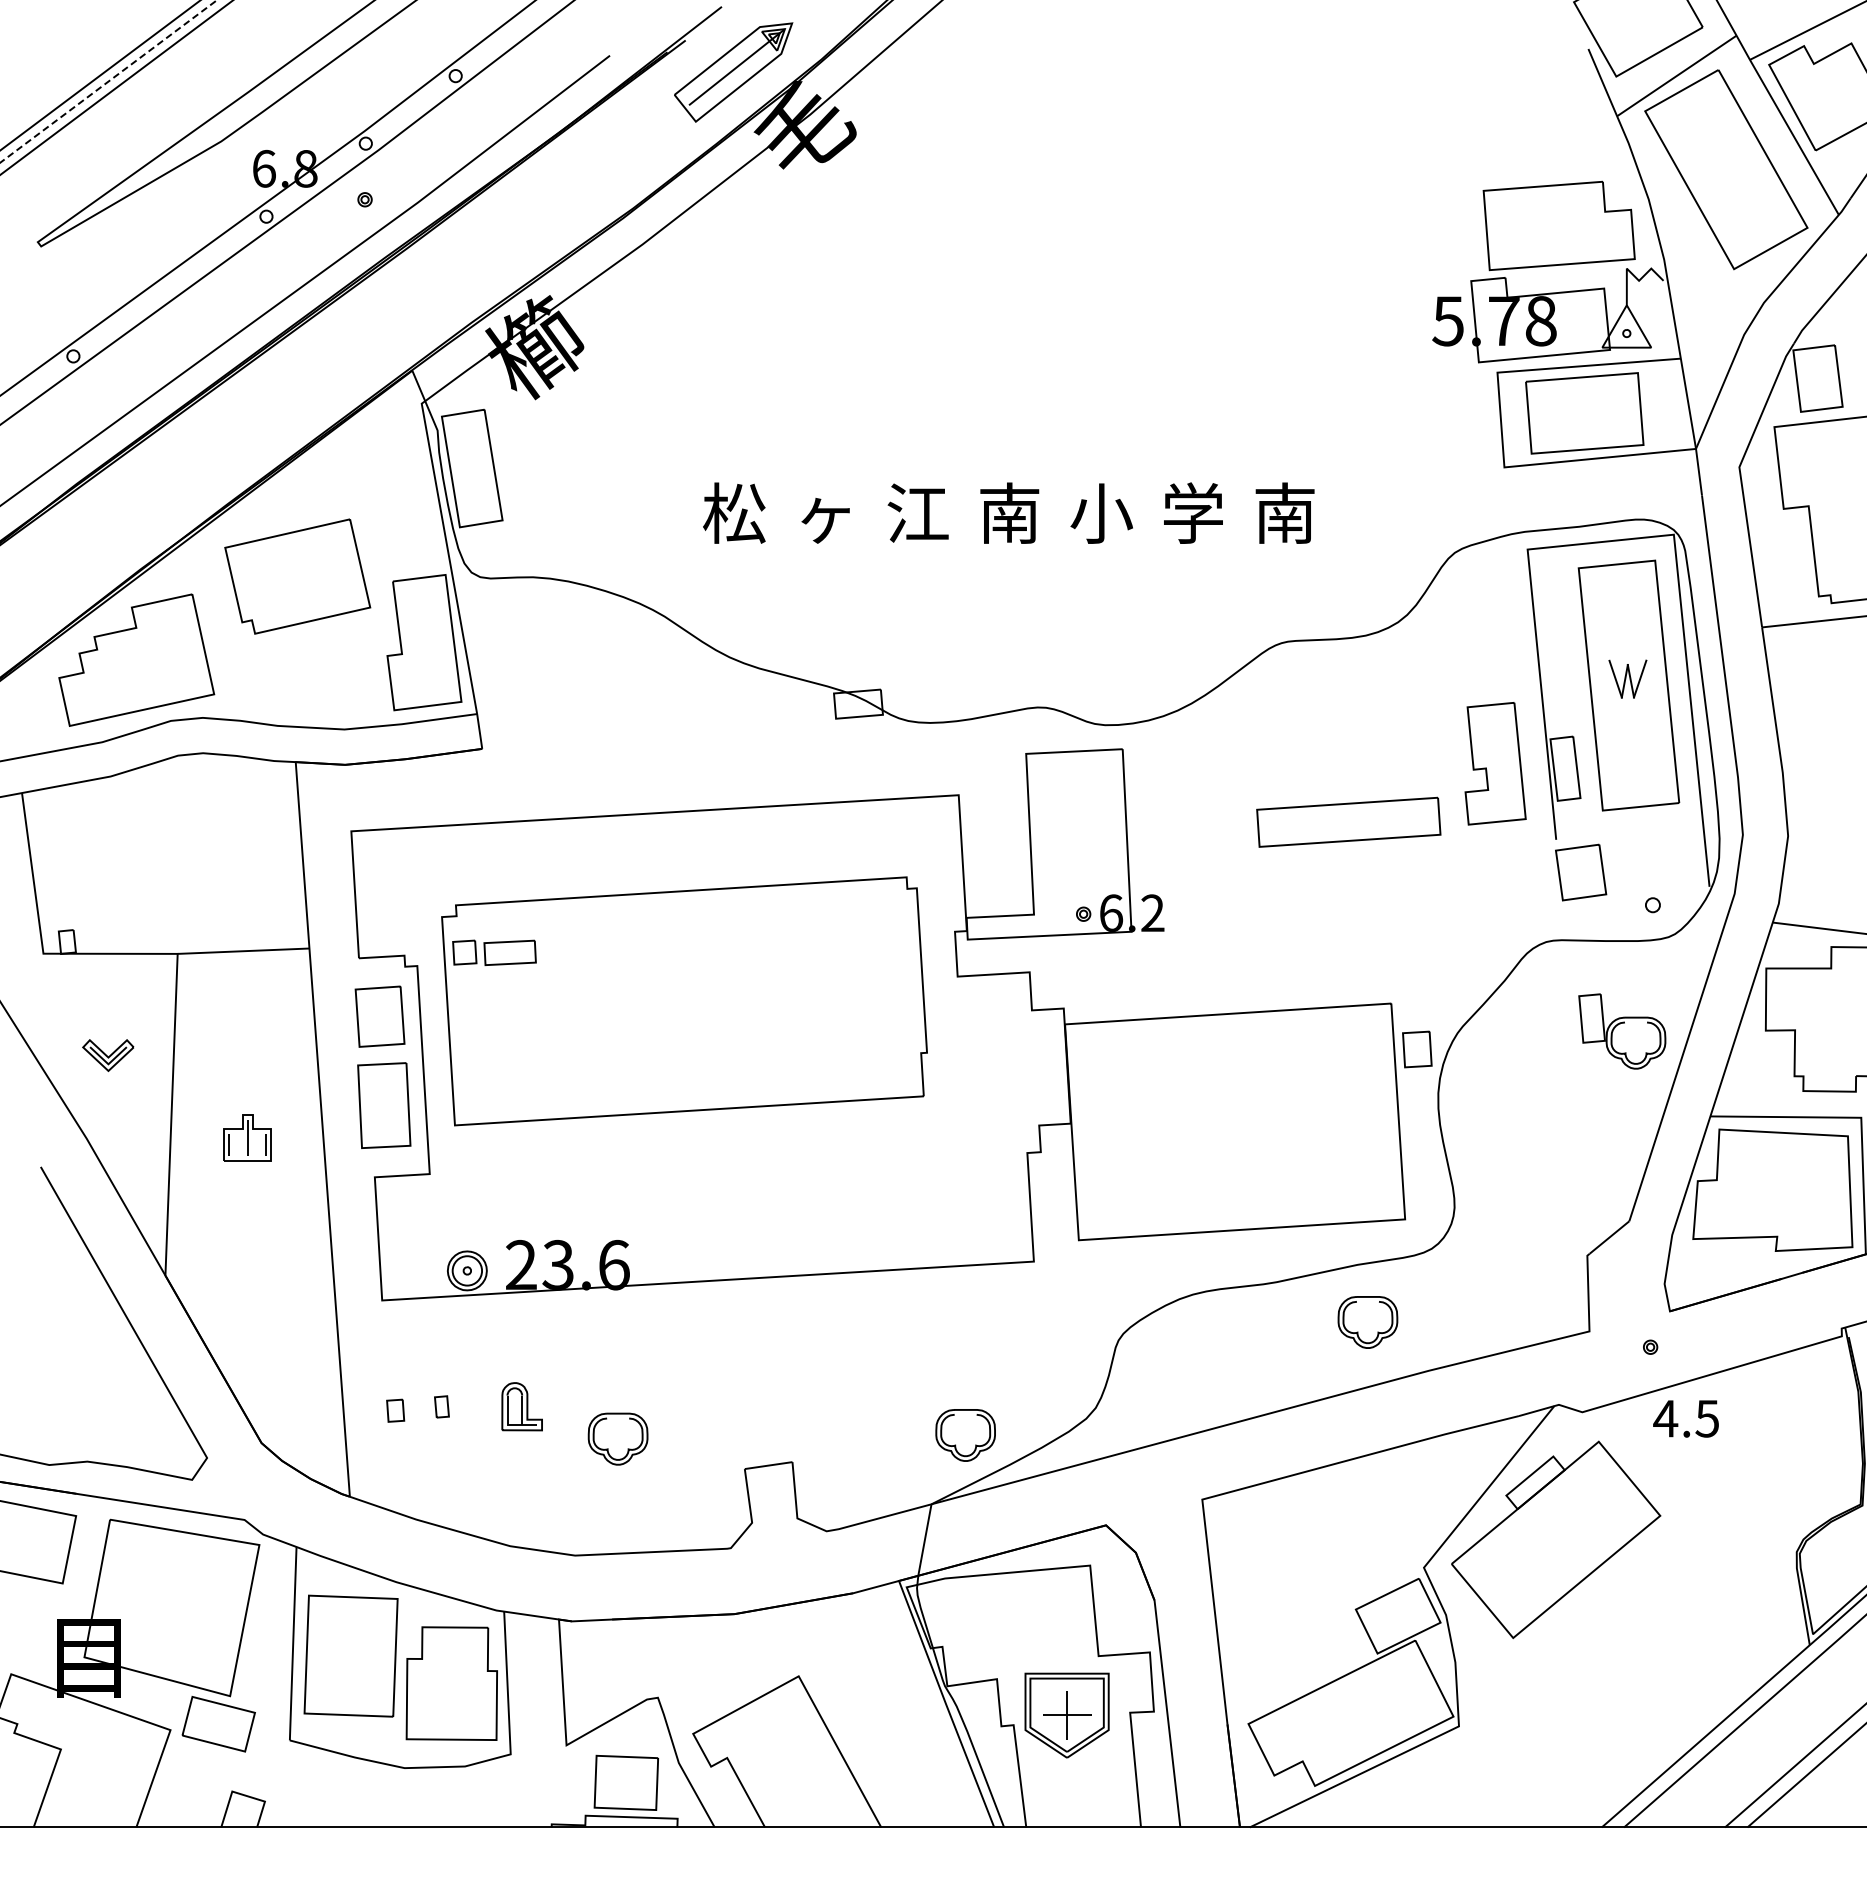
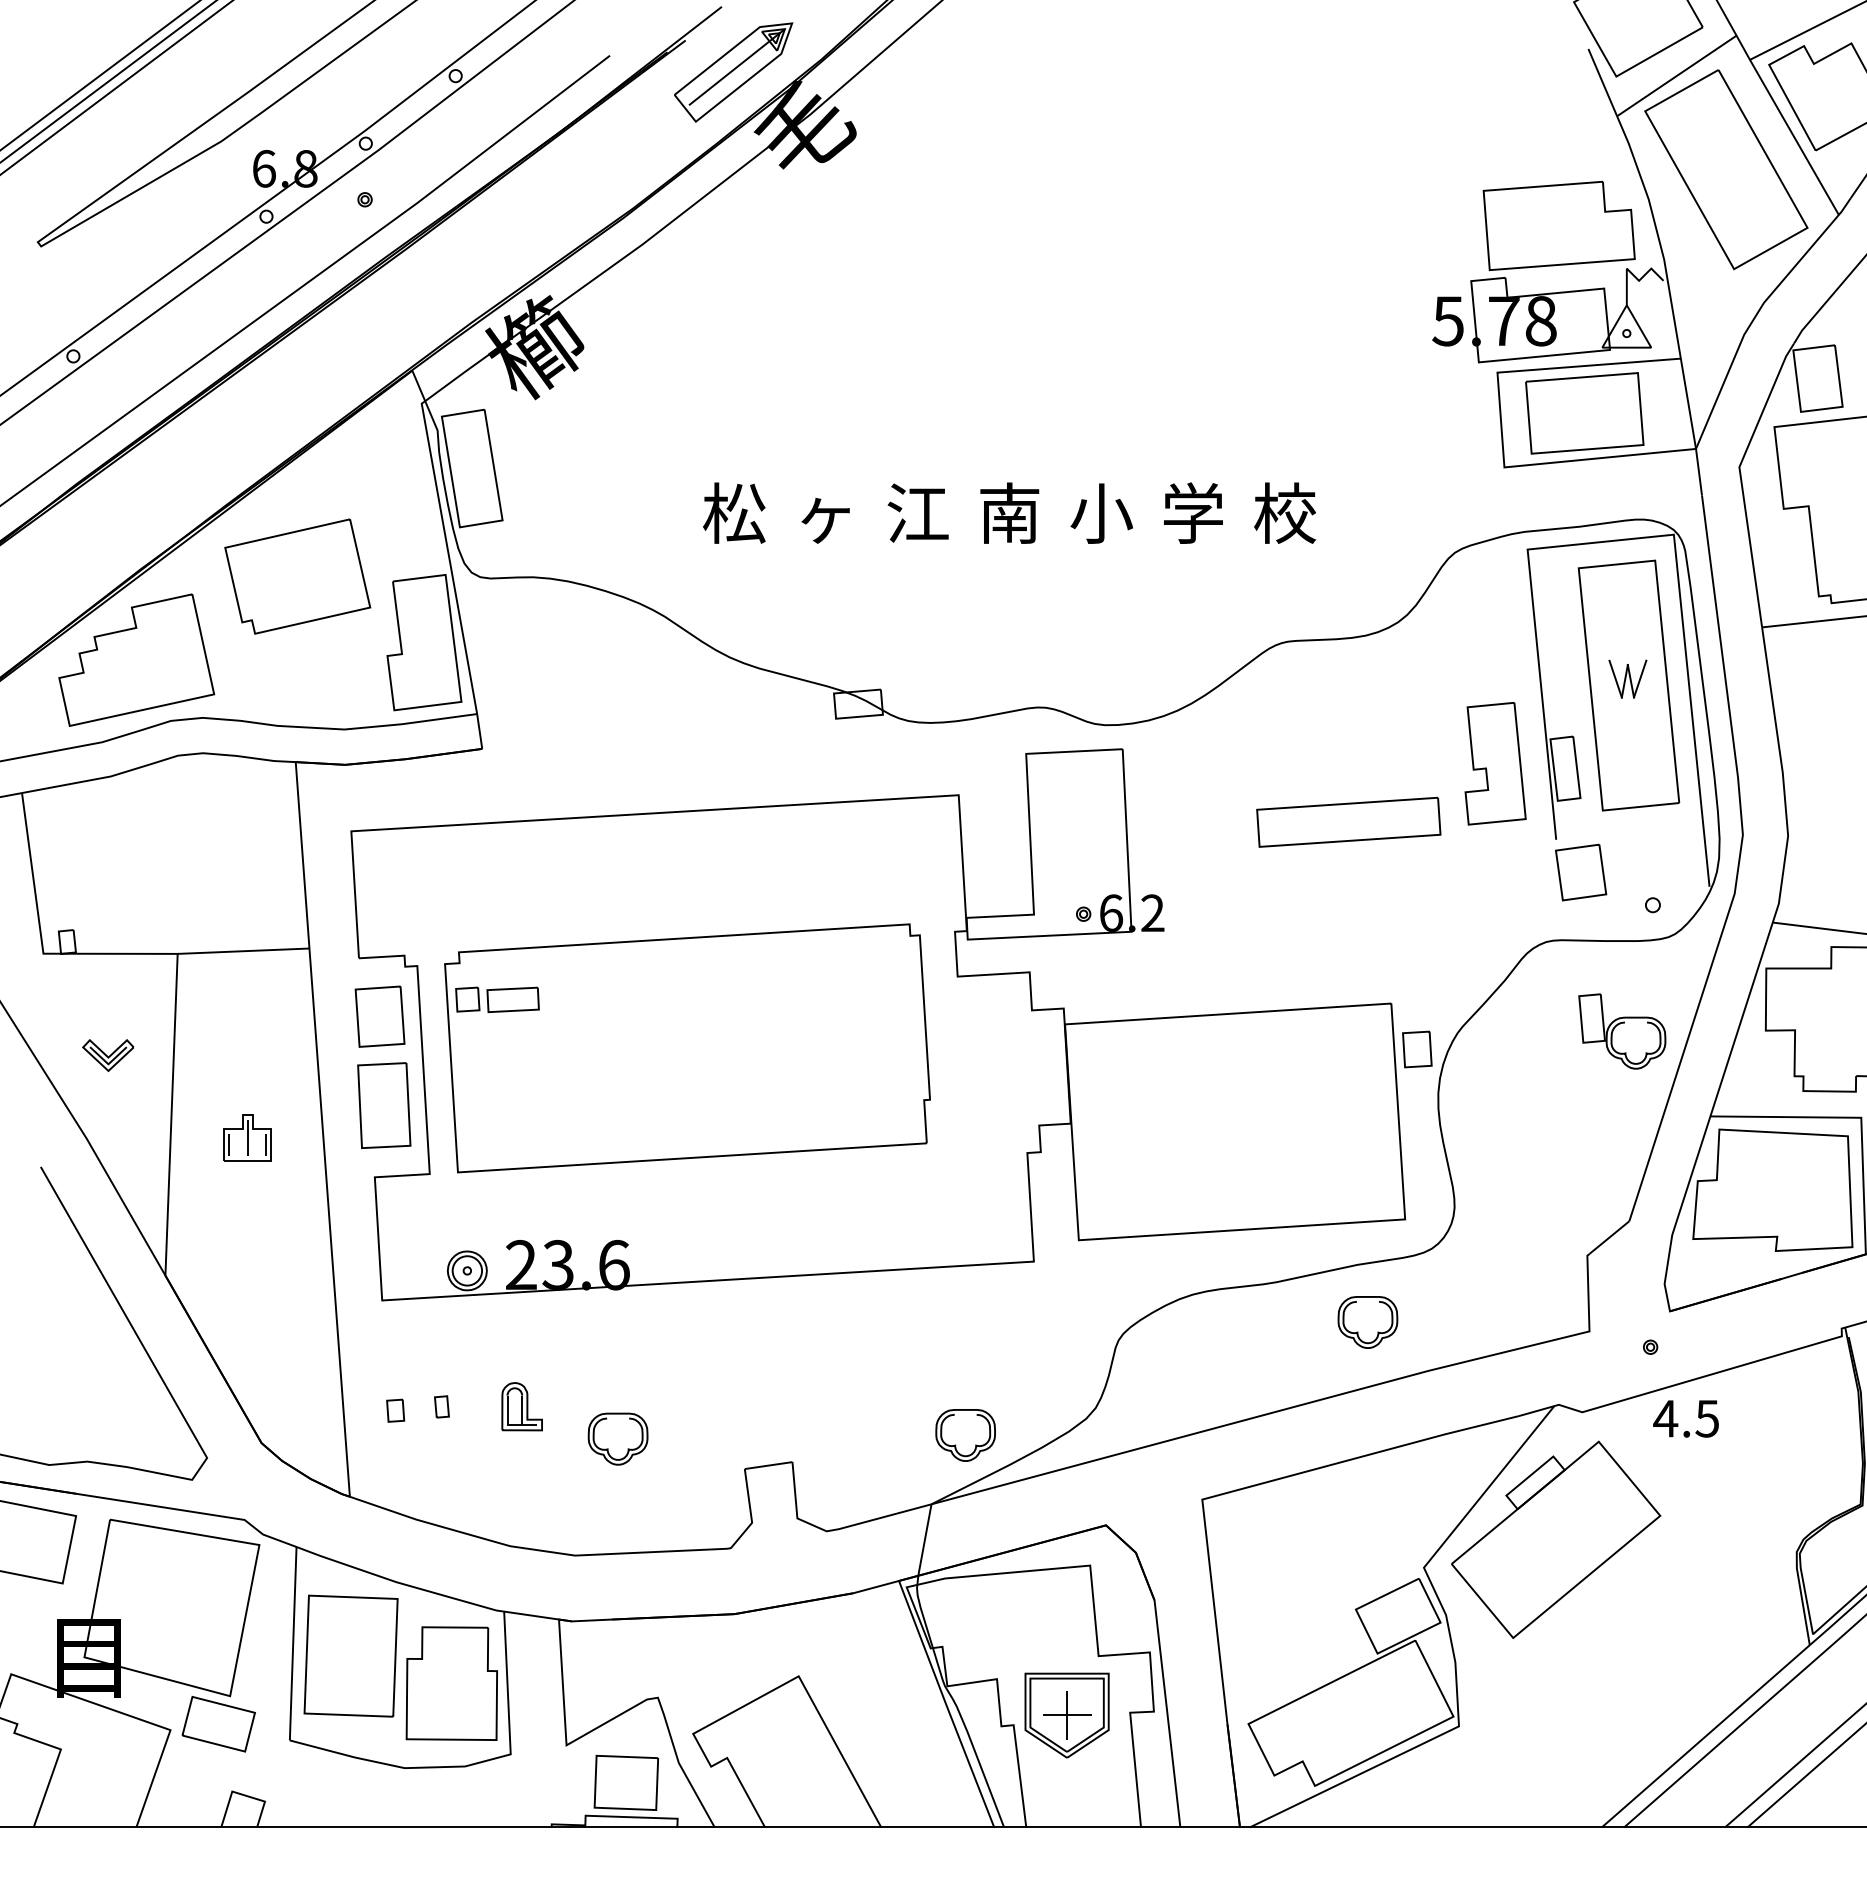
line: dashed -> solid (109, 81)
text: 南 -> 校 (1285, 512)
part position: (684, 1001) -> (687, 1048) (687, 1048)
